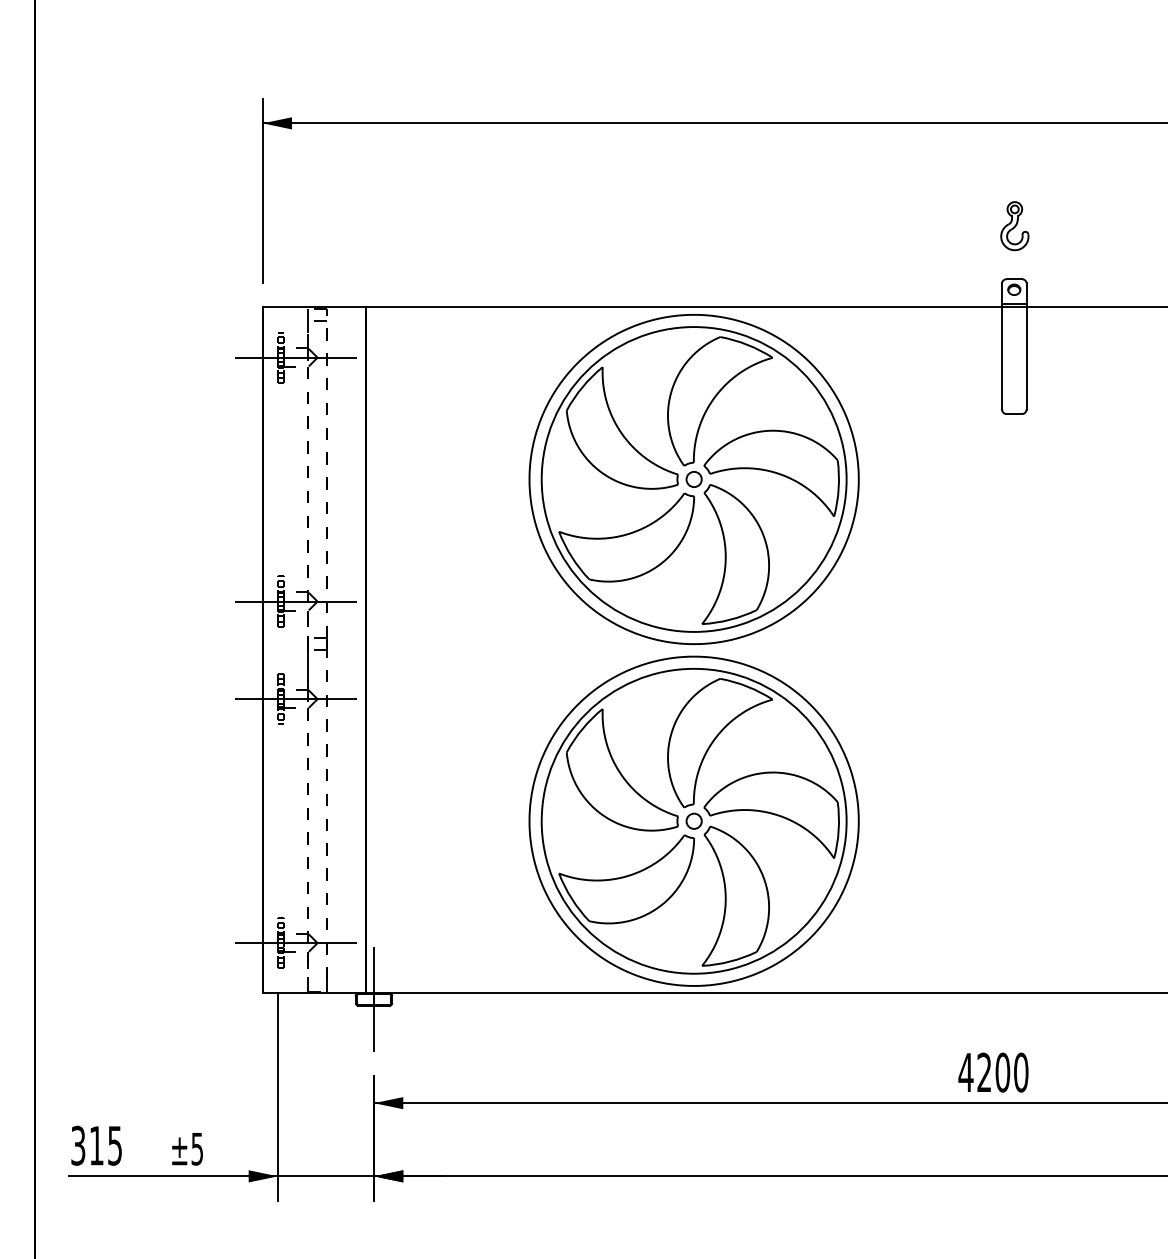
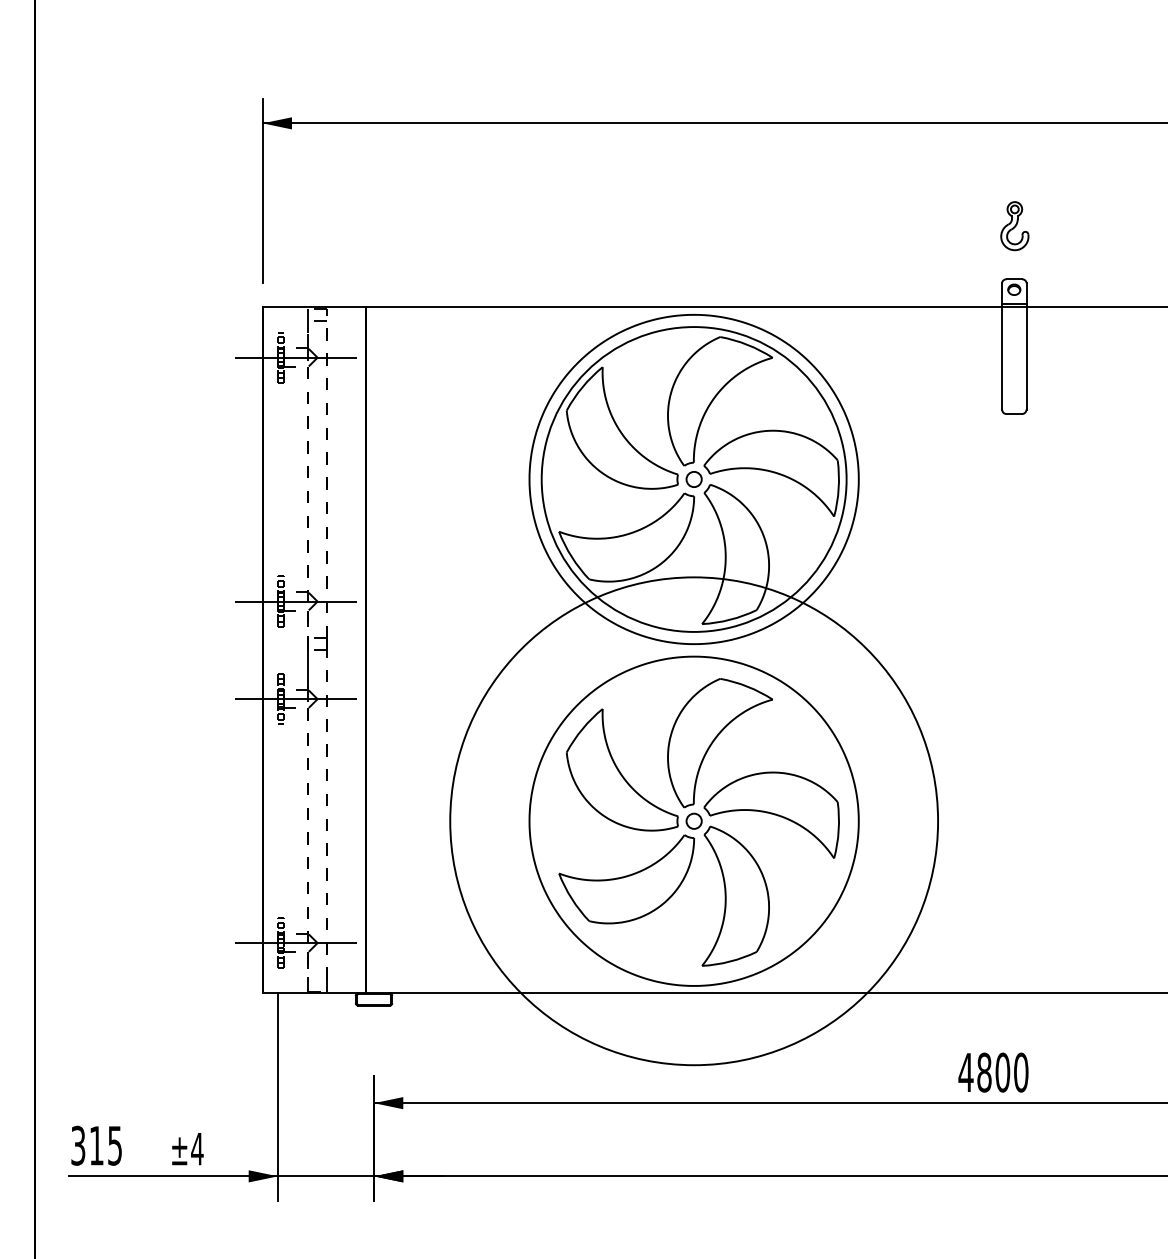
circle diameter: 305 px -> 488 px (694, 821)
line: present -> none (374, 999)
text: 4200 -> 4800 (984, 1072)
text: ±5 -> ±4 (197, 1149)
